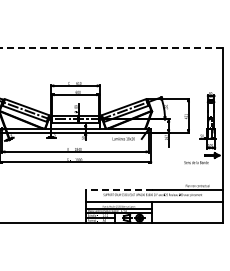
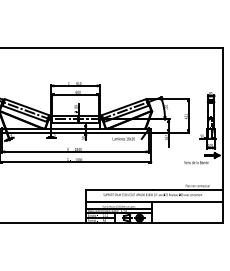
line: dashed -> solid (110, 47)
line: dashed -> solid (119, 189)
